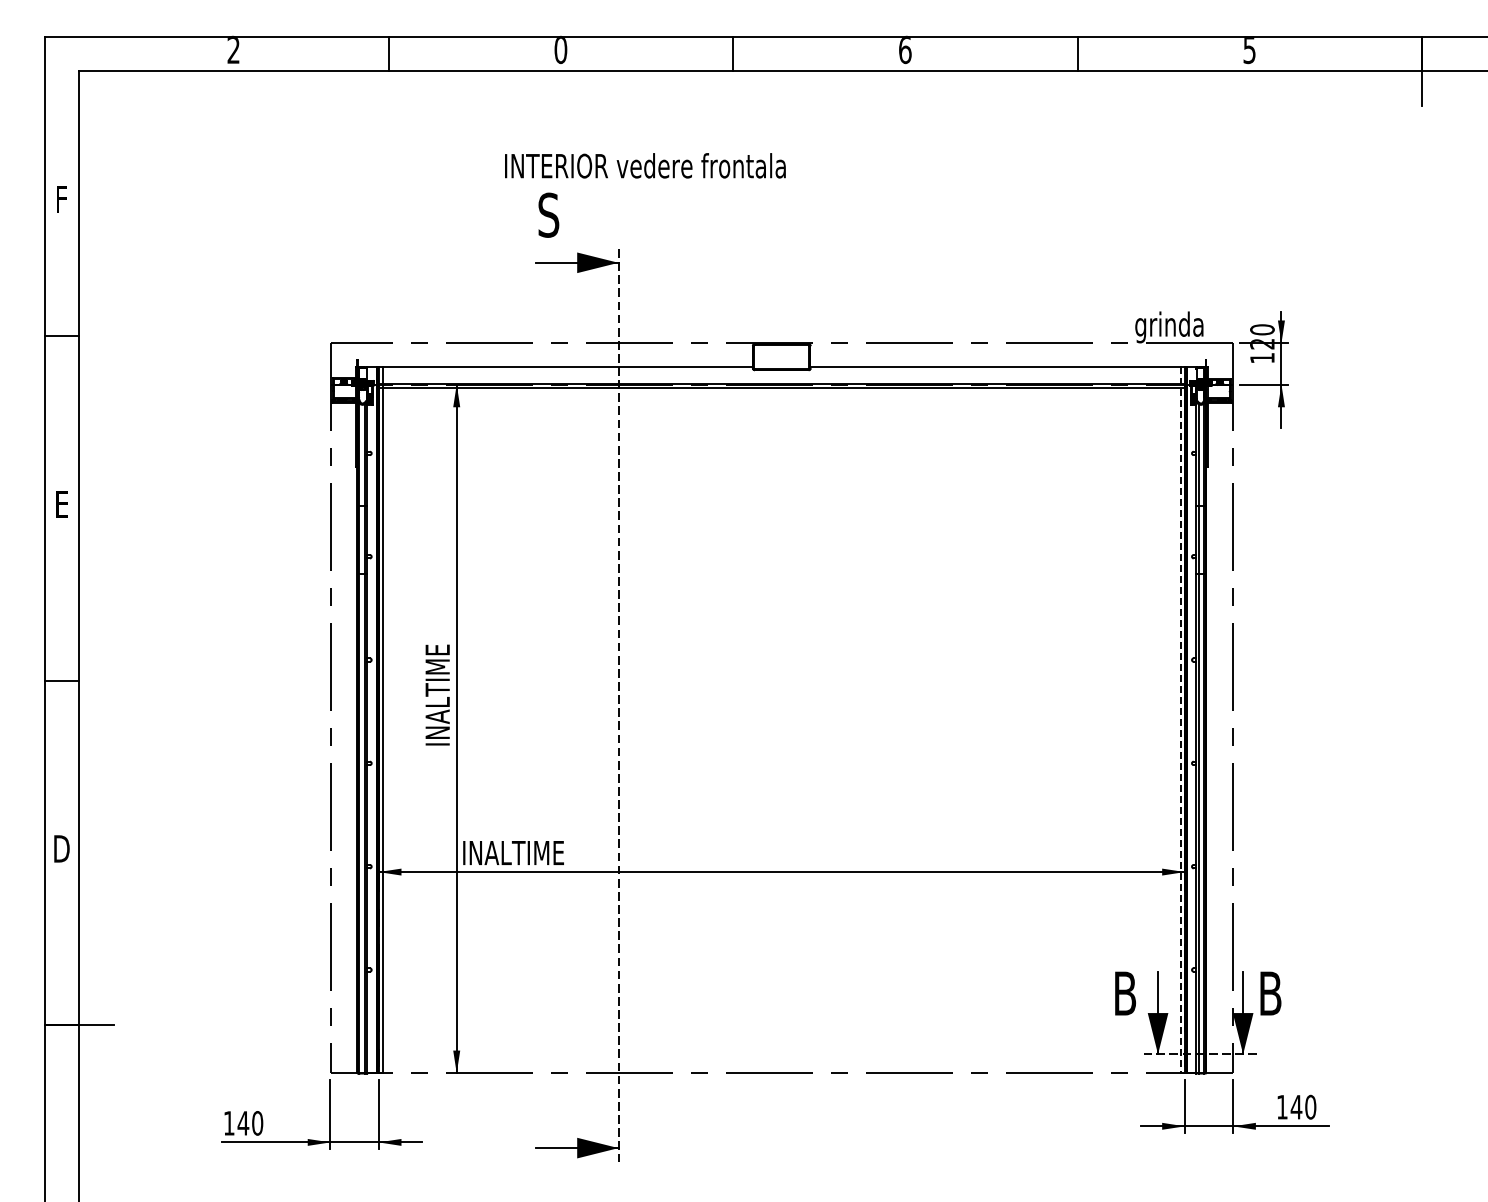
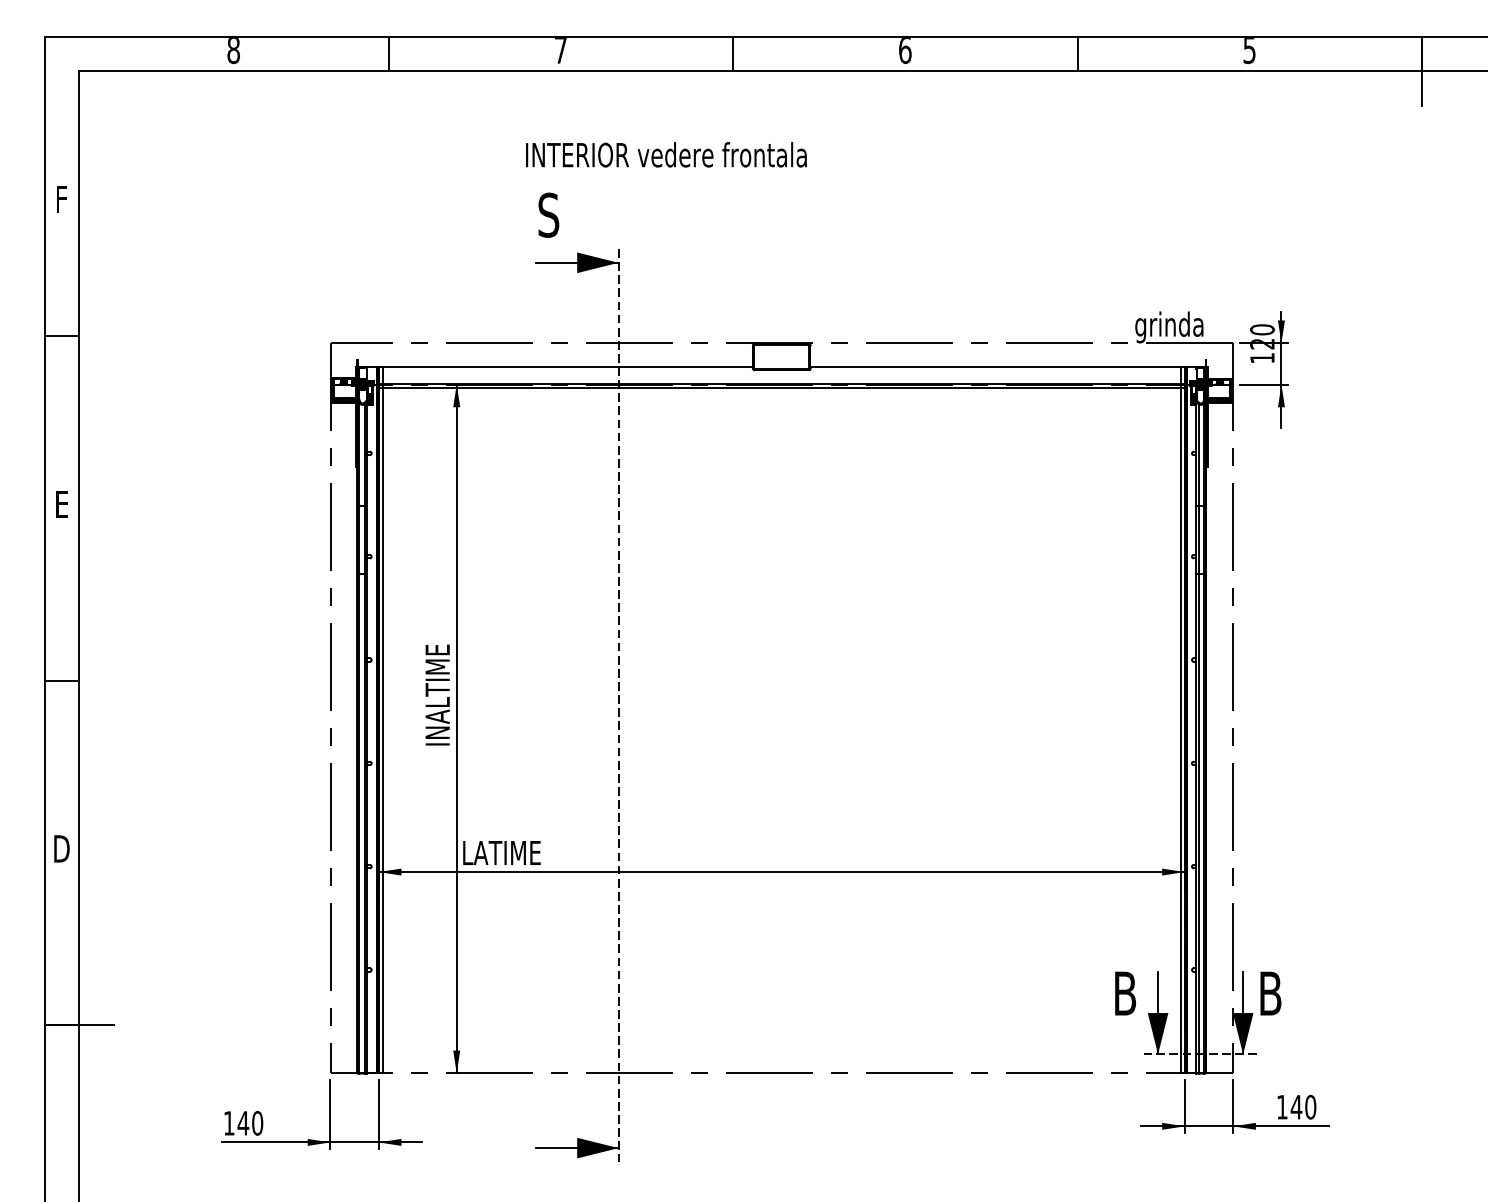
text: 2 -> 8 (233, 49)
text: 0 -> 7 (560, 49)
text position: (645, 165) -> (666, 154) (666, 154)
line: dashed -> solid (1180, 720)
text: INALTIME -> LATIME (514, 853)
